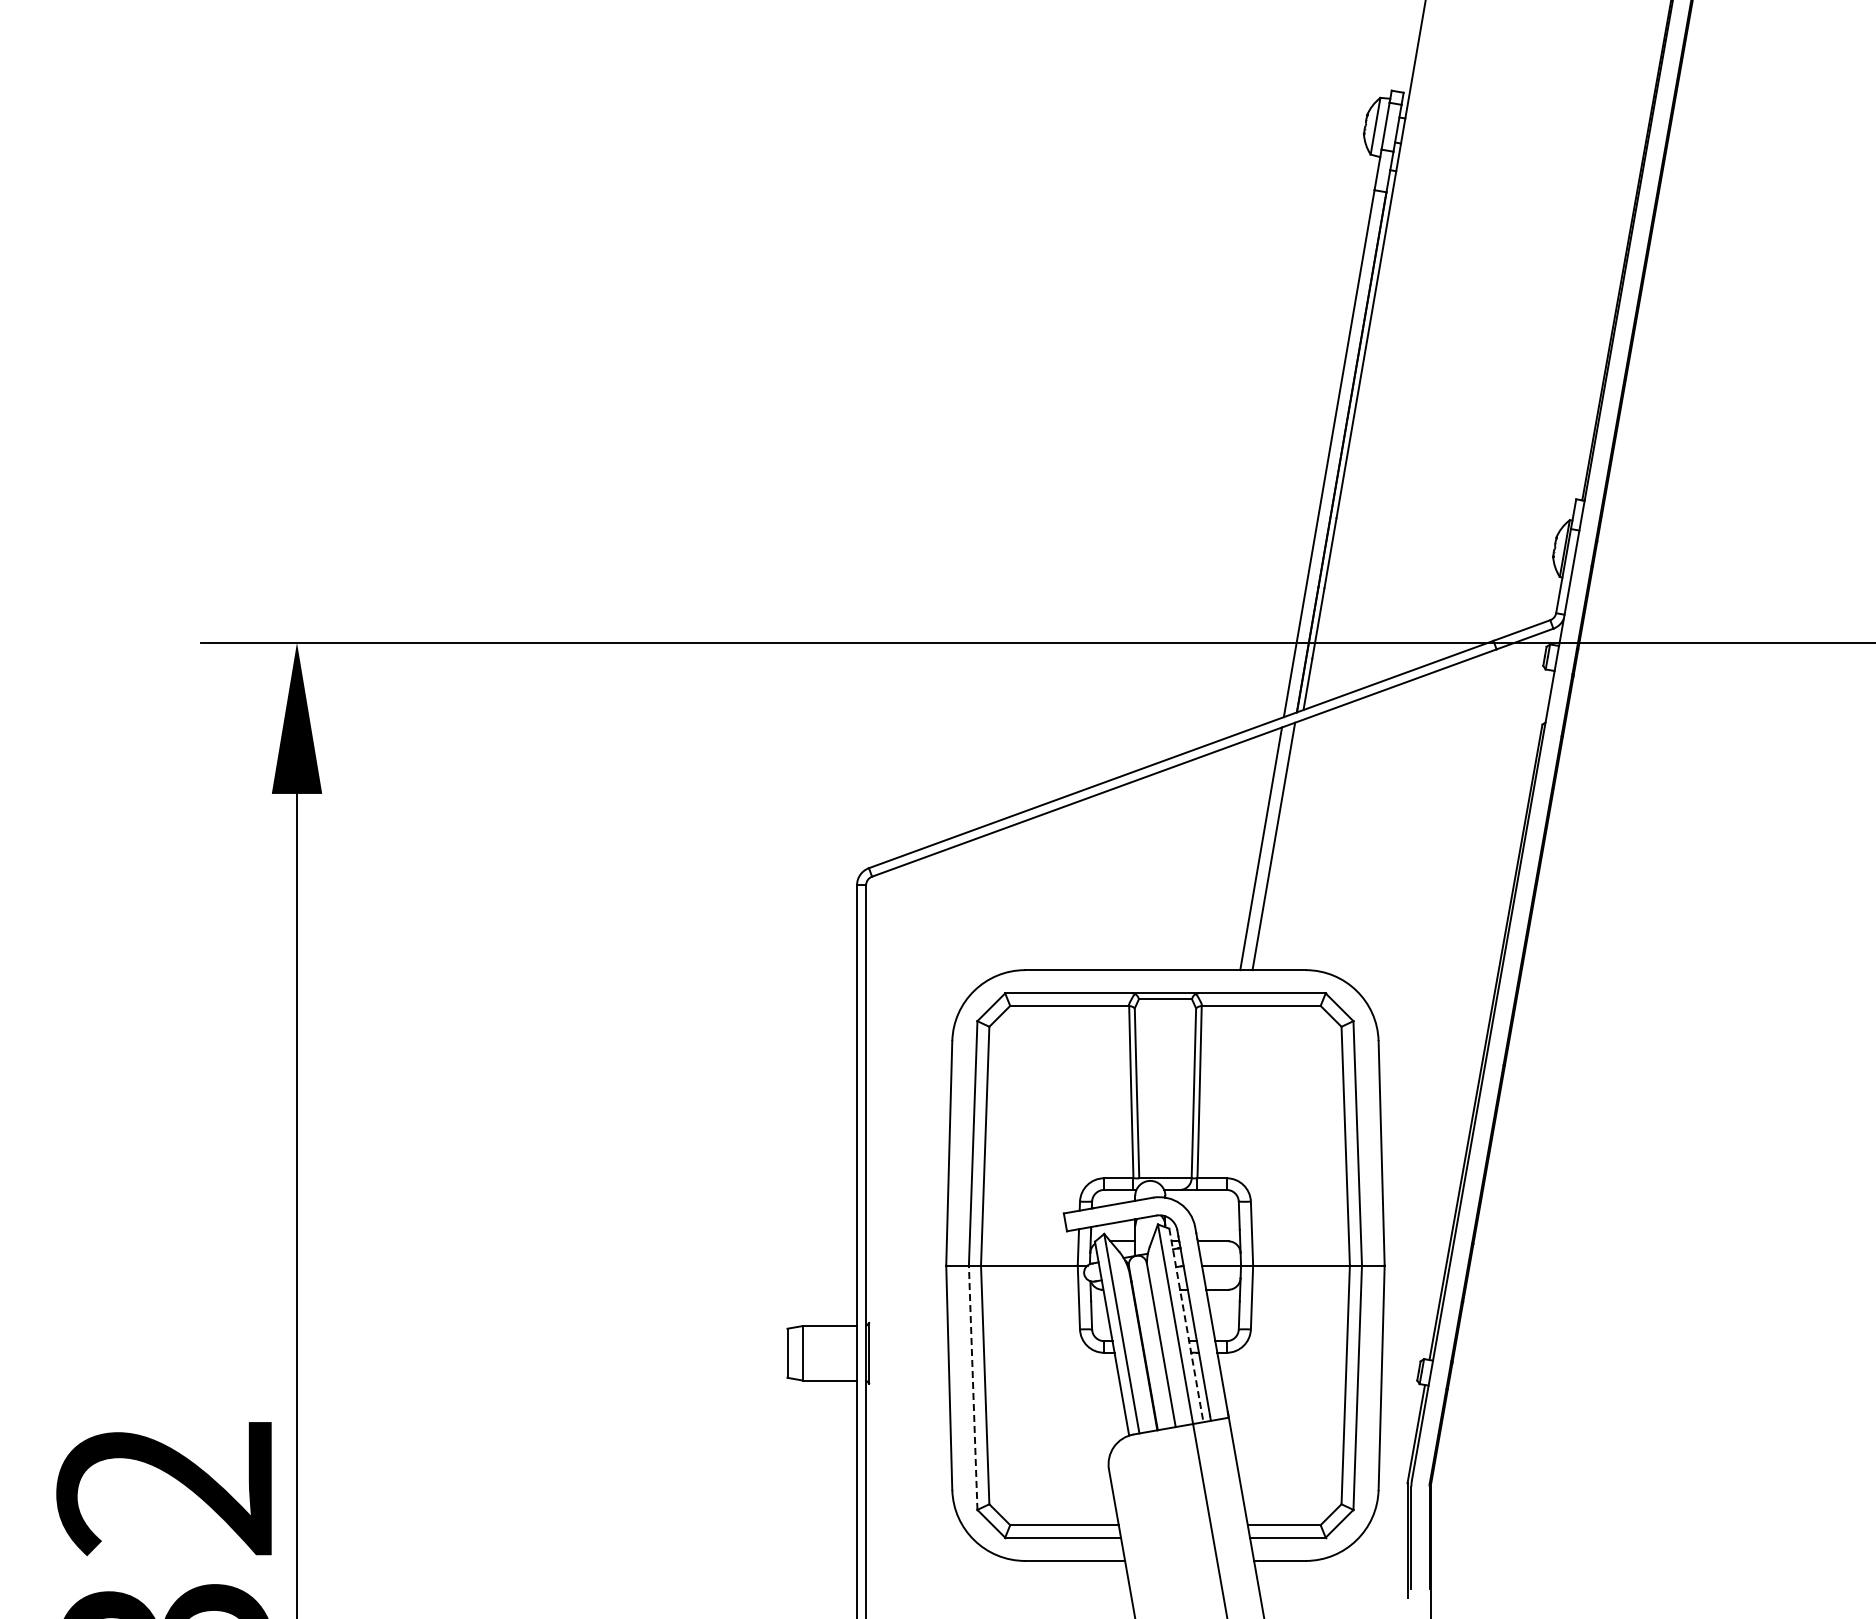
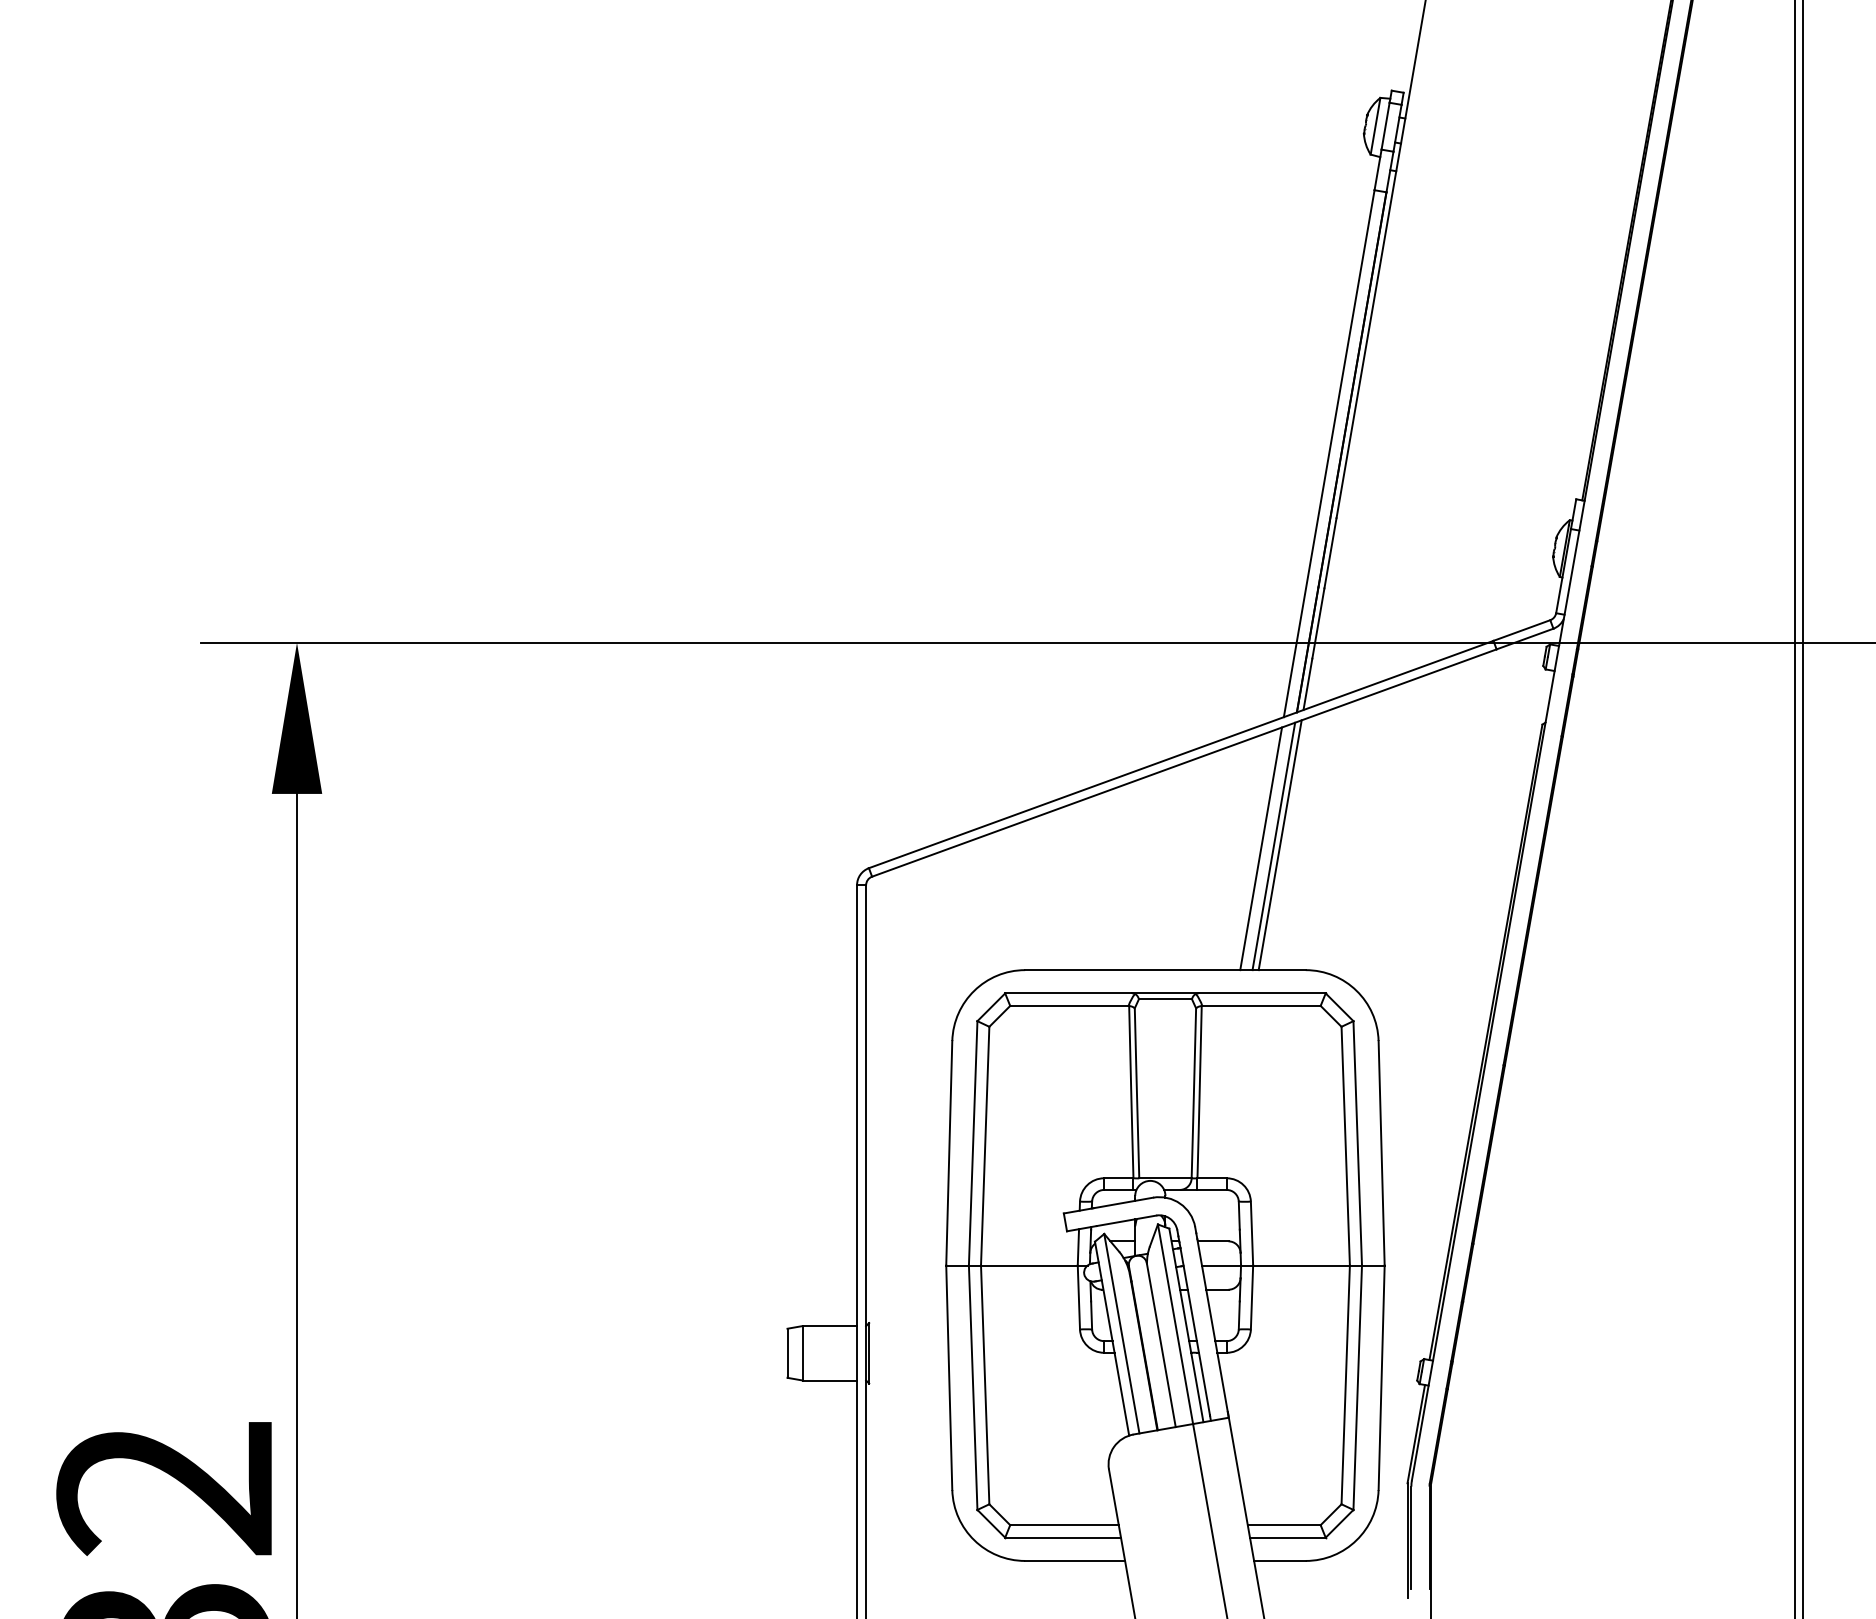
line: none -> present (1795, 808)
line: none -> present (1802, 808)
line: none -> present (1279, 845)
line: dashed -> solid (1186, 1325)
line: dashed -> solid (973, 1387)
